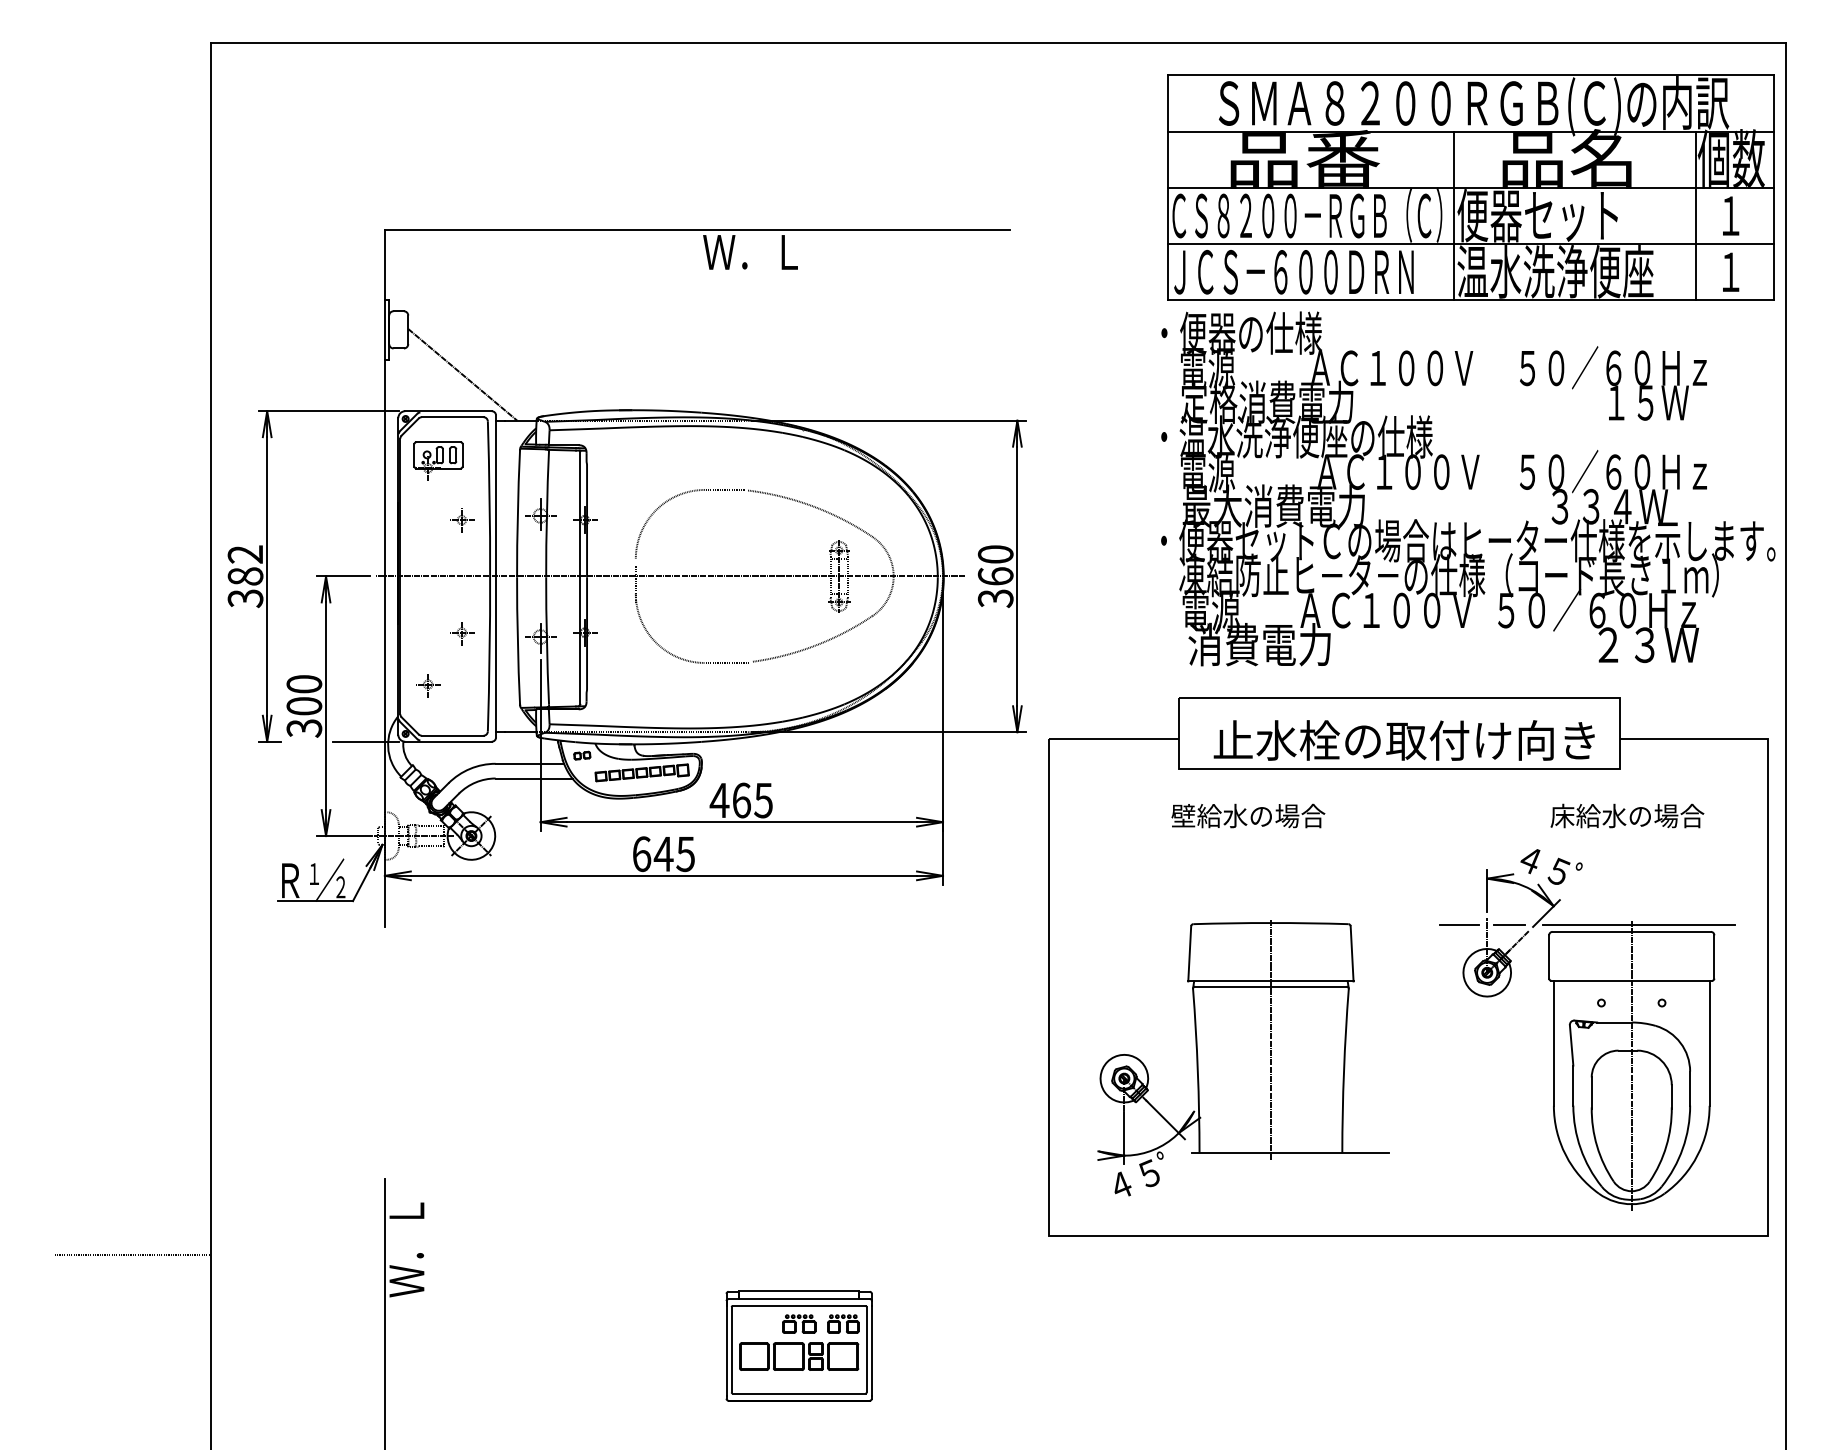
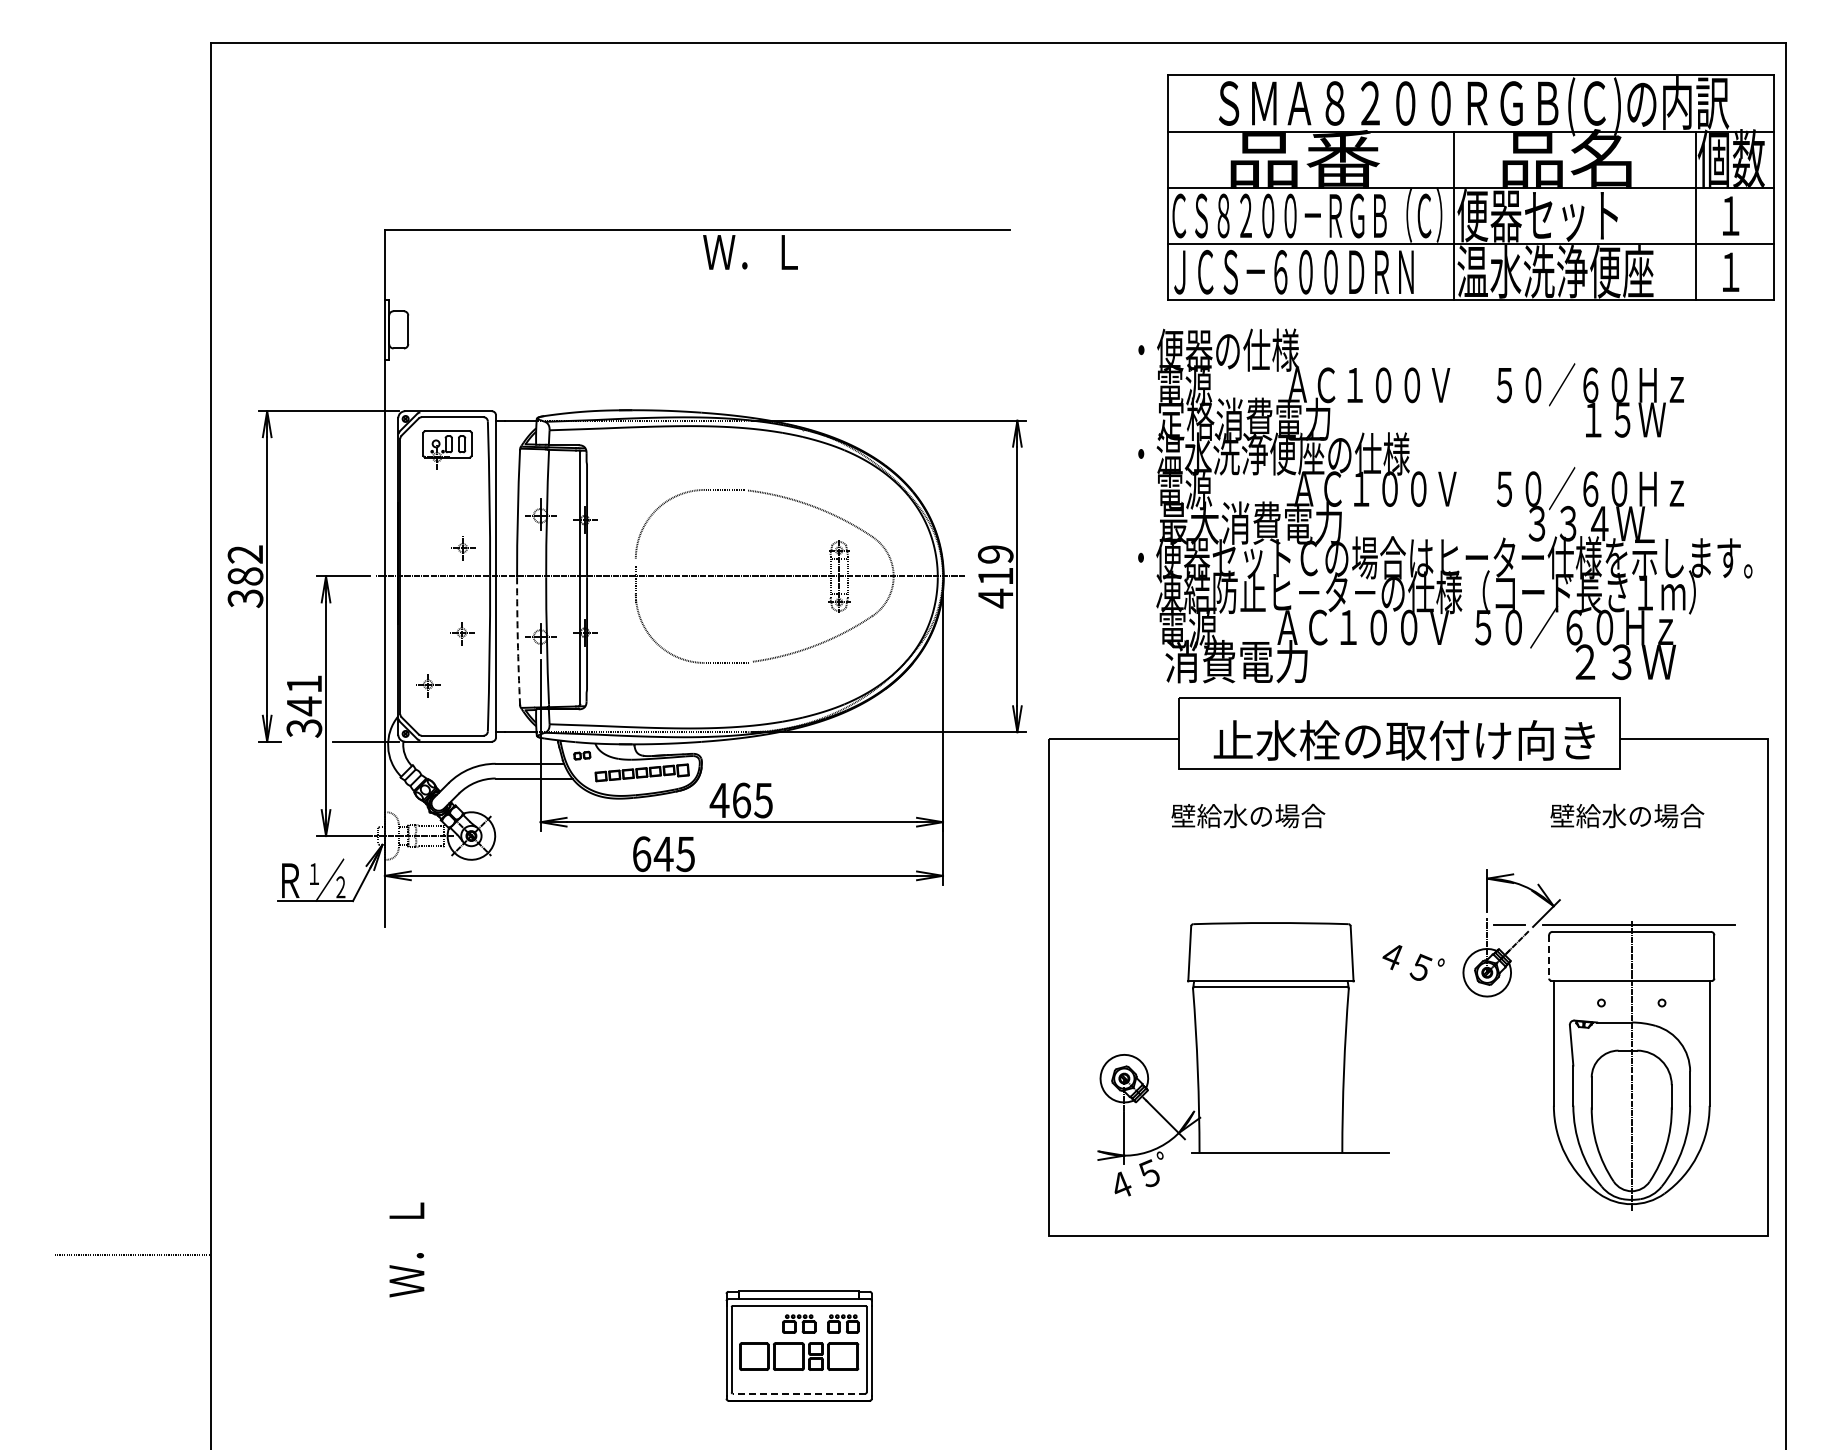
line: present -> none (462, 374)
part position: (438, 460) -> (447, 449) (447, 449)
text position: (1468, 488) -> (1445, 505) (1445, 505)
part position: (462, 520) -> (463, 548) (463, 548)
text: 360 -> 419 (995, 576)
arc: solid -> dashed (517, 640)
text: 300 -> 341 (304, 695)
text: 床給水の場合 -> 壁給水の場合 (1562, 815)
text position: (1551, 866) -> (1413, 962) (1413, 962)
line: present -> none (1459, 925)
line: solid -> dashed (1549, 956)
line: present -> none (1270, 1039)
line: present -> none (384, 1312)
line: solid -> dashed (798, 1393)
